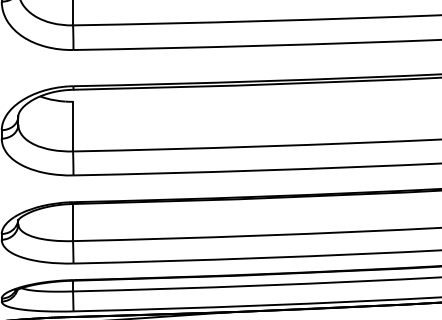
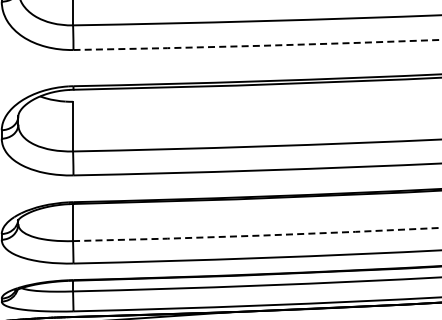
arc: solid -> dashed (257, 45)
arc: solid -> dashed (258, 235)
